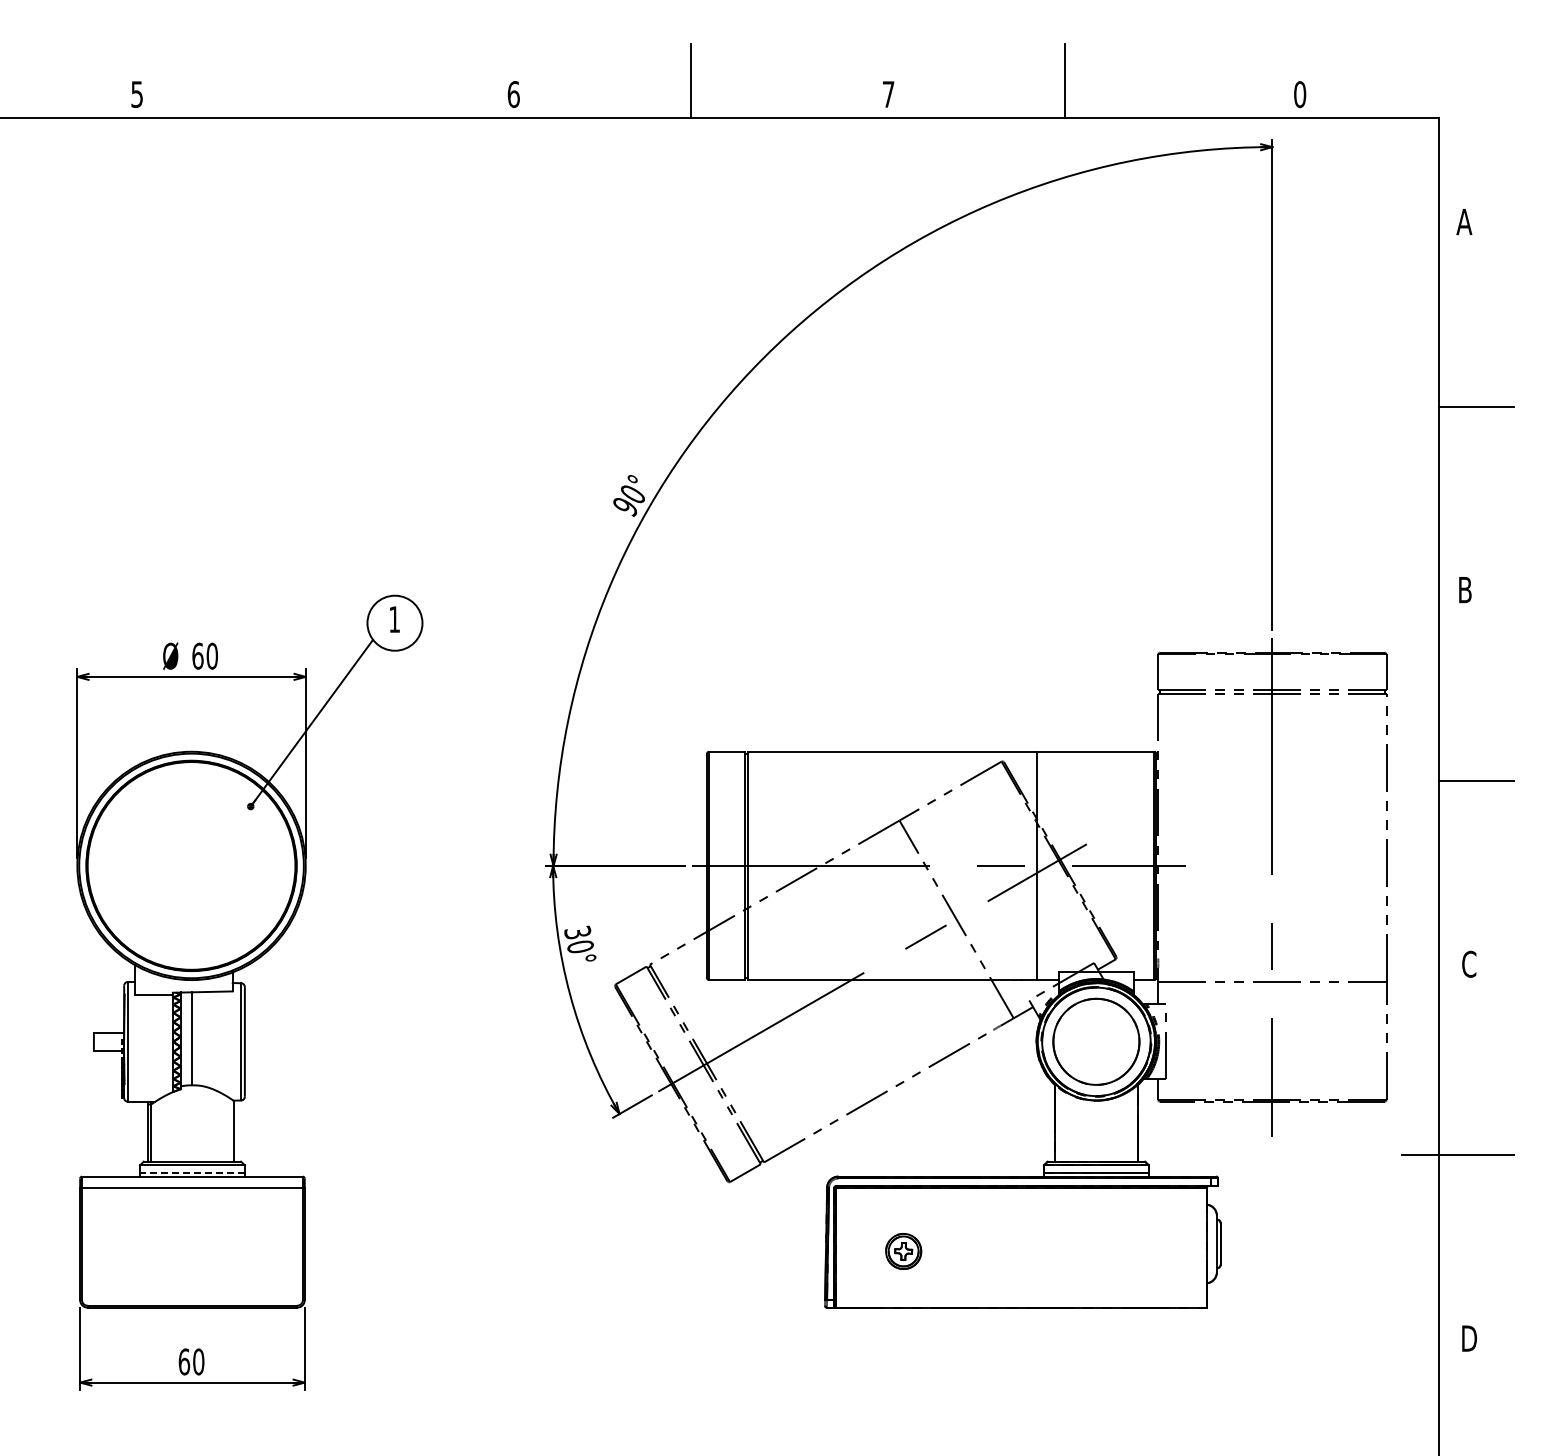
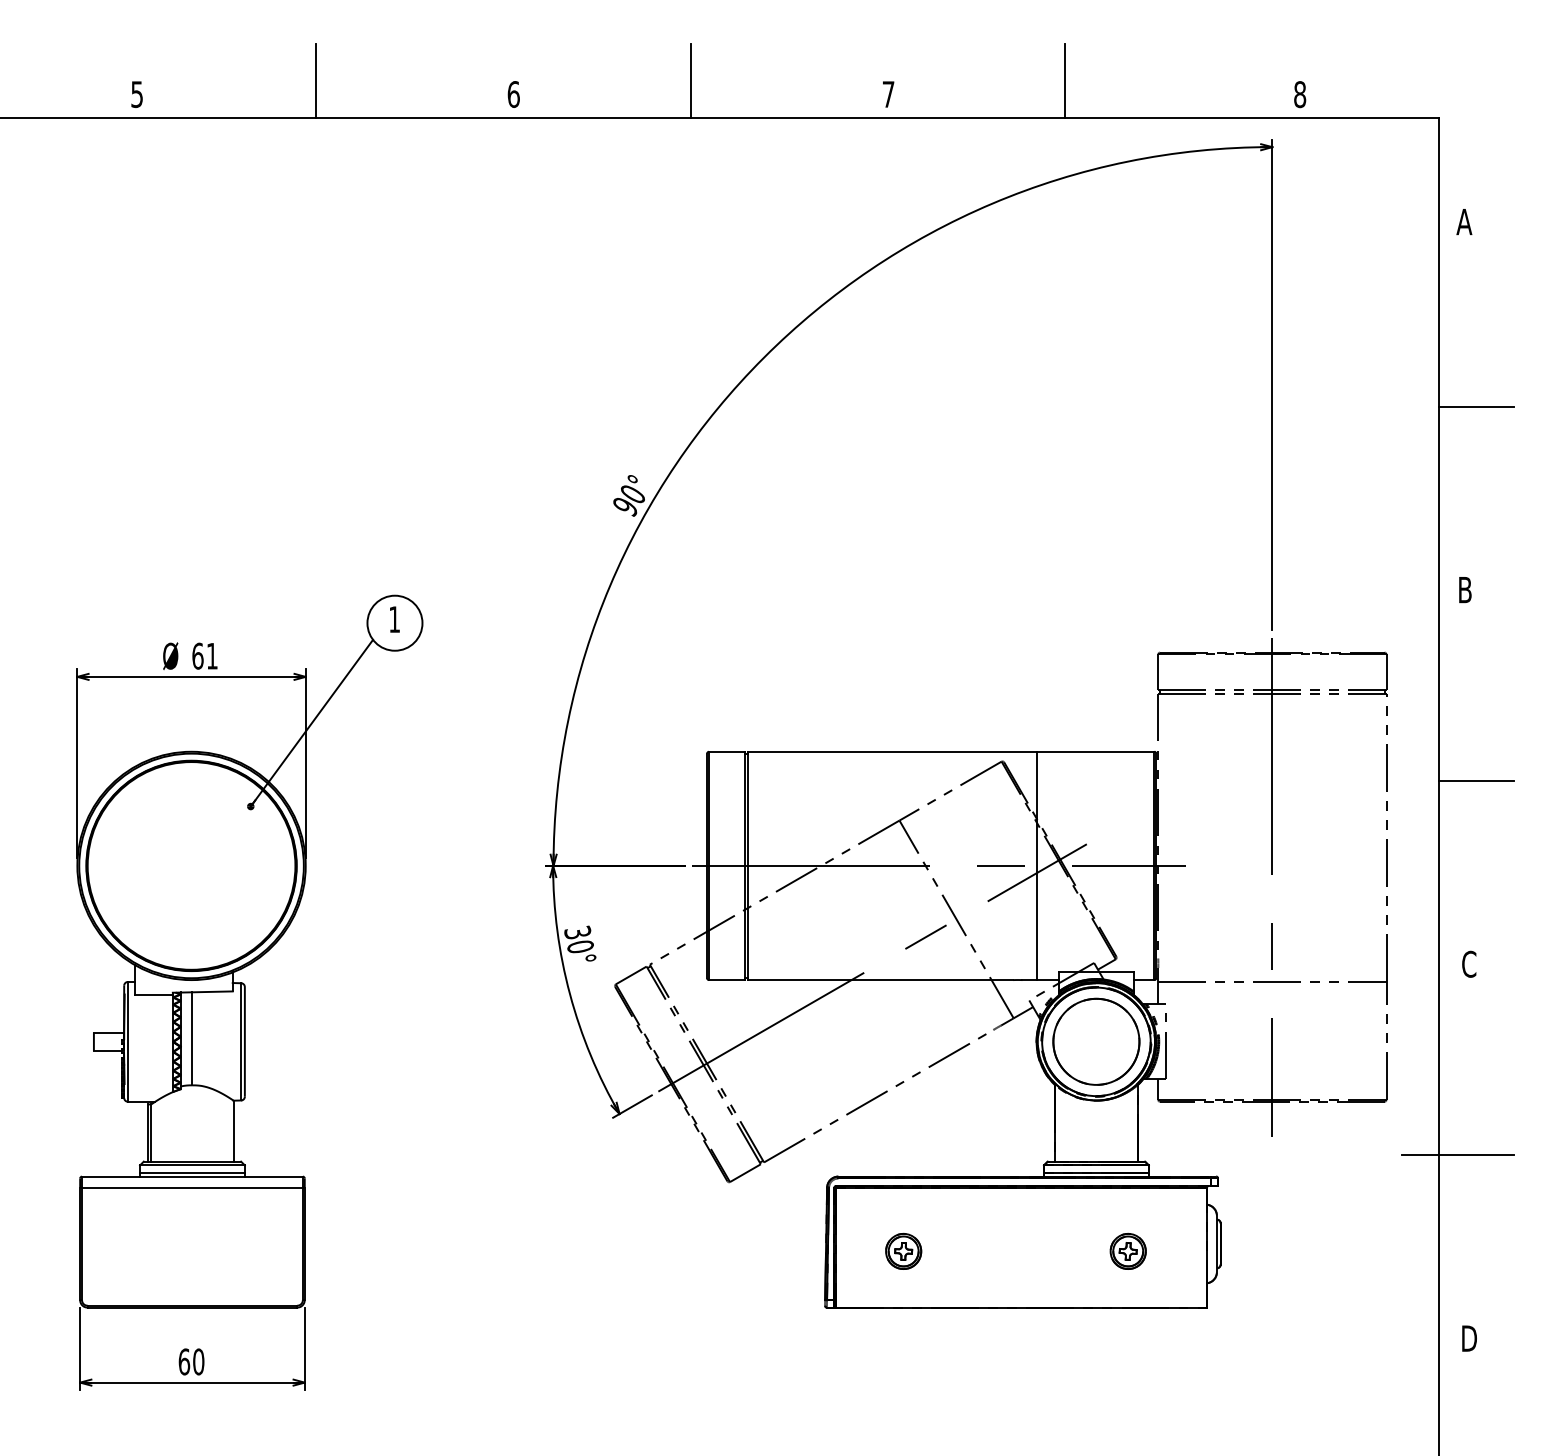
line: none -> present (316, 80)
text: 0 -> 8 (1300, 94)
text: 60 -> 61 (211, 655)
line: dashed -> solid (191, 1172)
part: none -> present (1127, 1251)
